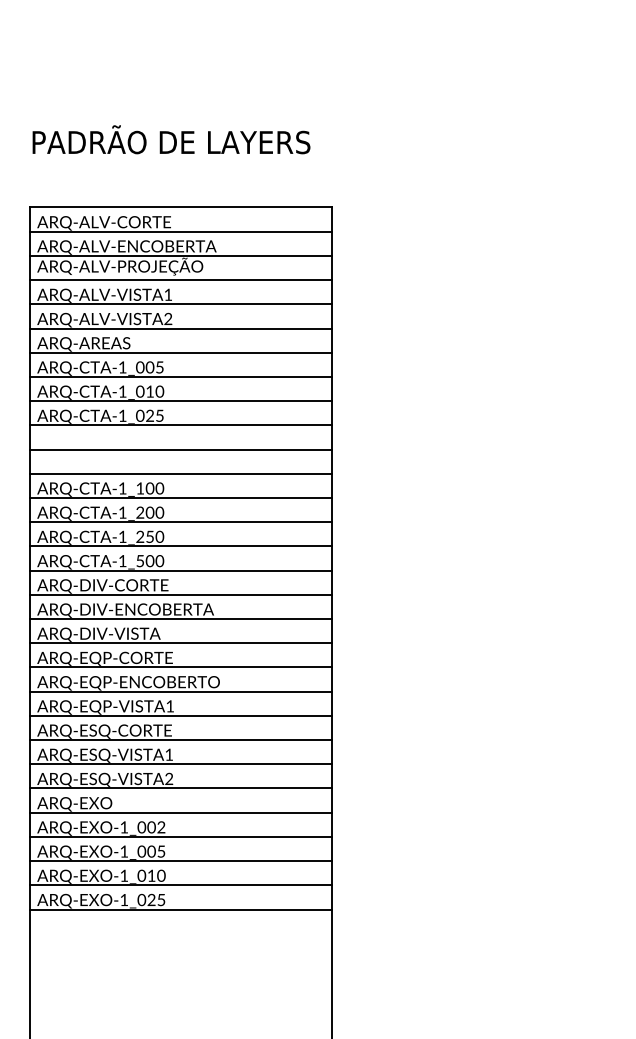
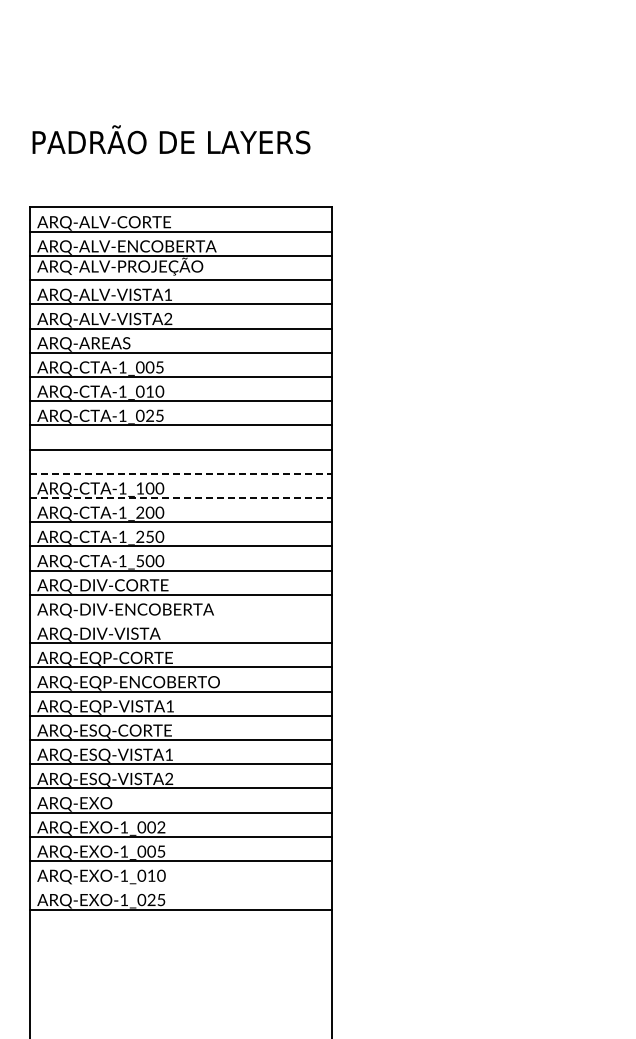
line: solid -> dashed (181, 473)
line: solid -> dashed (181, 498)
line: present -> none (180, 619)
line: present -> none (180, 885)
